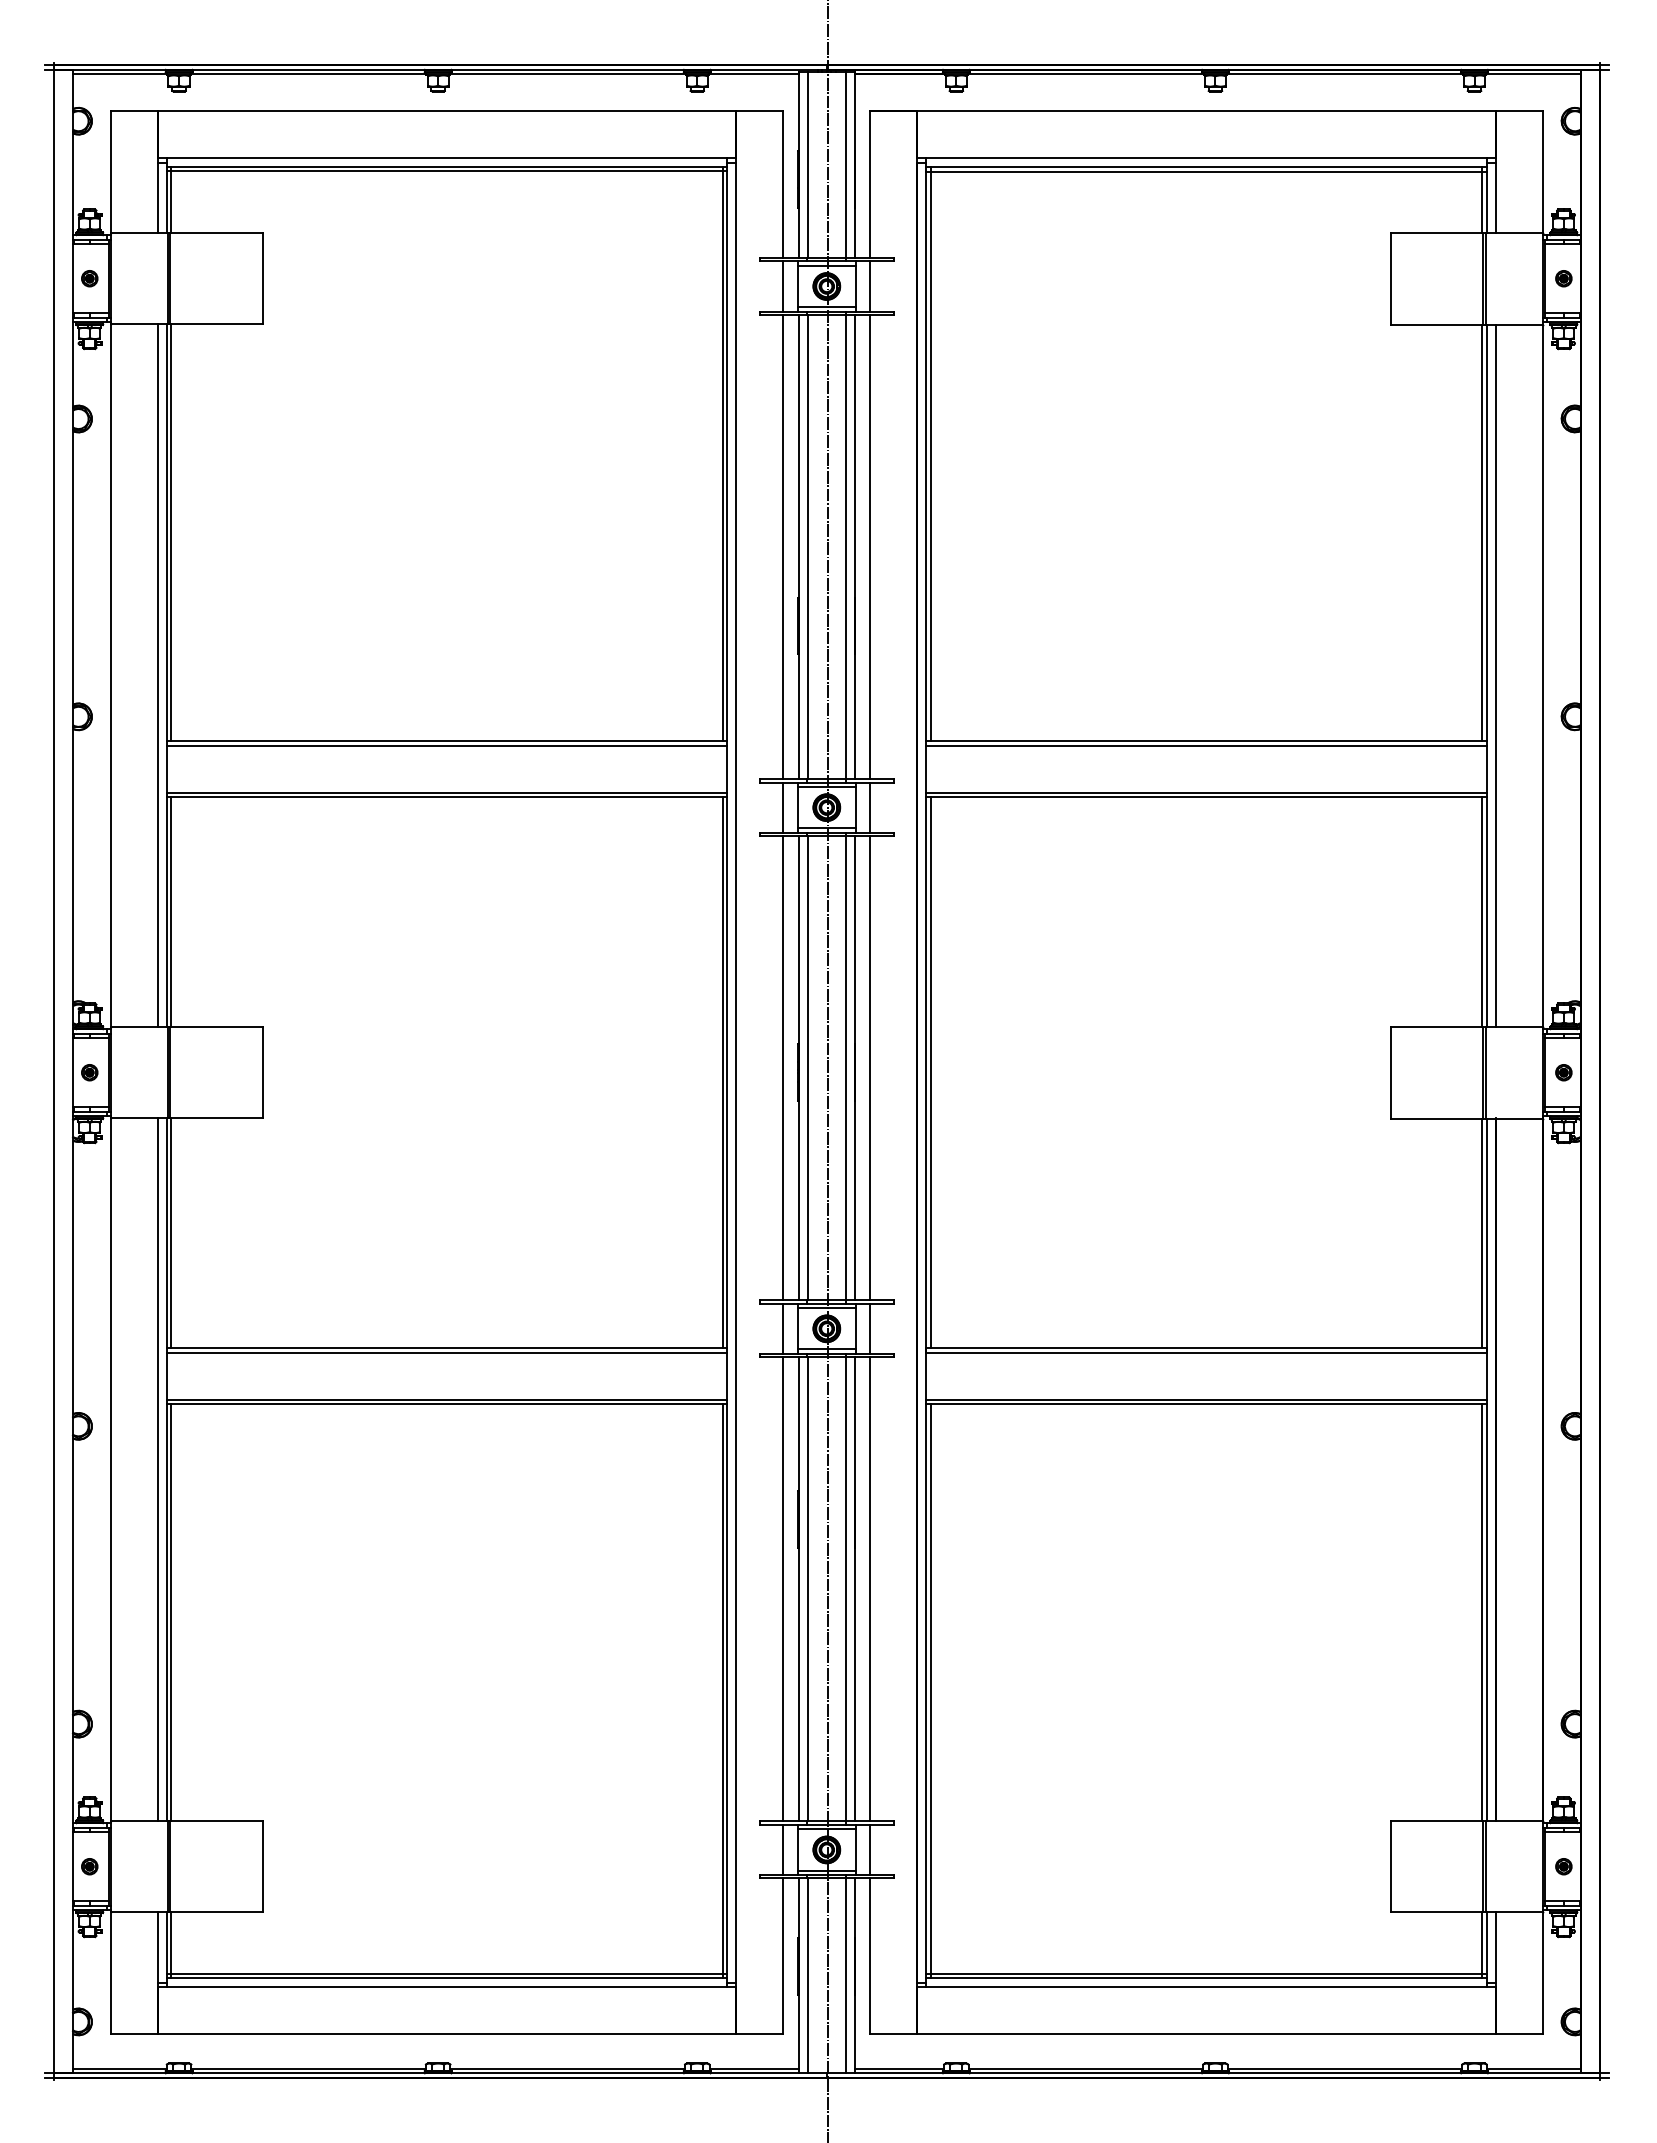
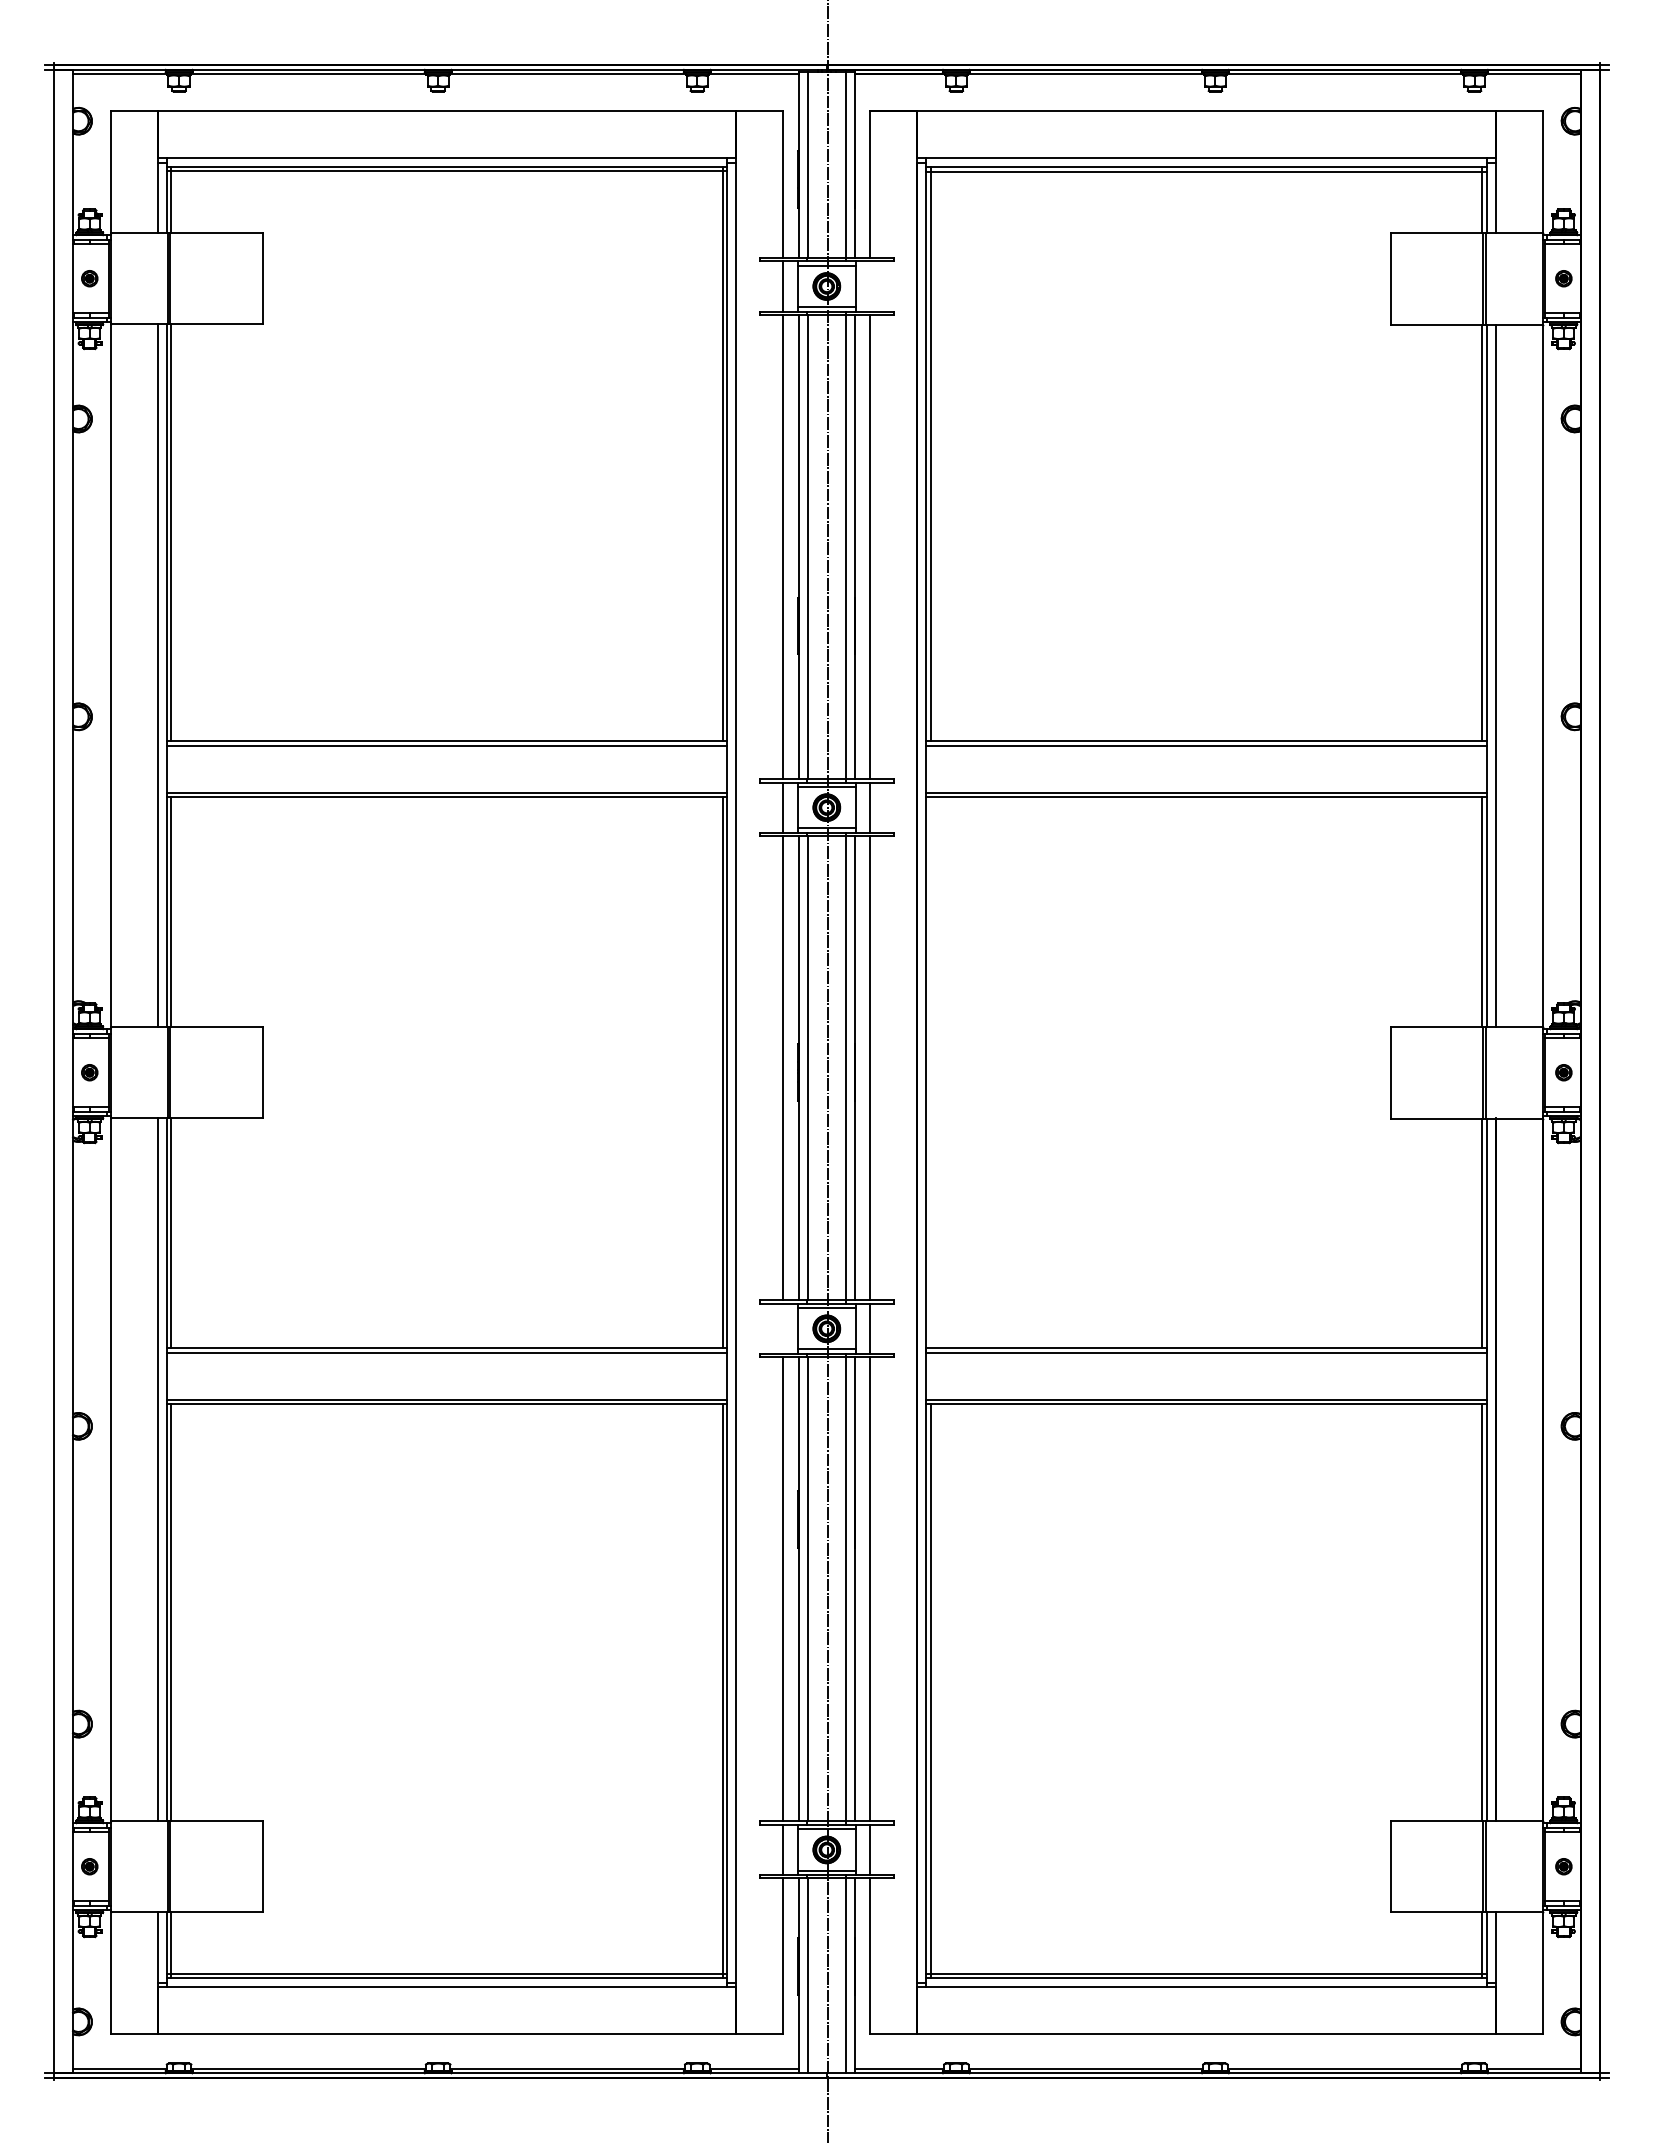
line: present -> none (870, 286)
line: present -> none (930, 1072)
line: present -> none (783, 1328)
